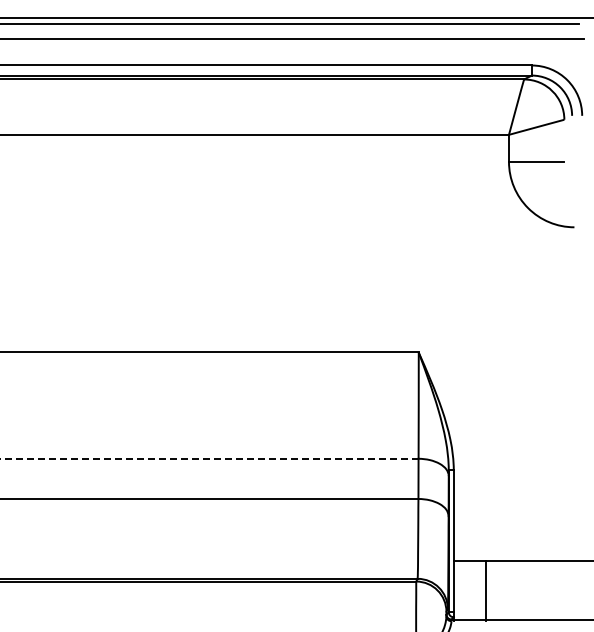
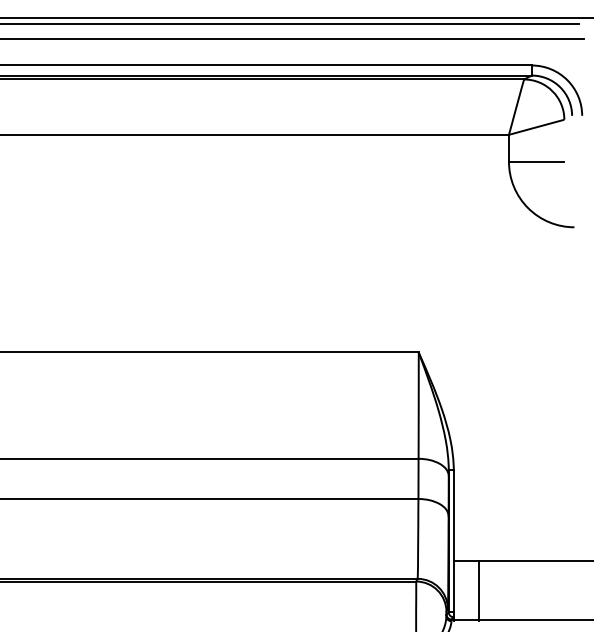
line: dashed -> solid (209, 458)
line position: (485, 590) -> (478, 590) (478, 590)
